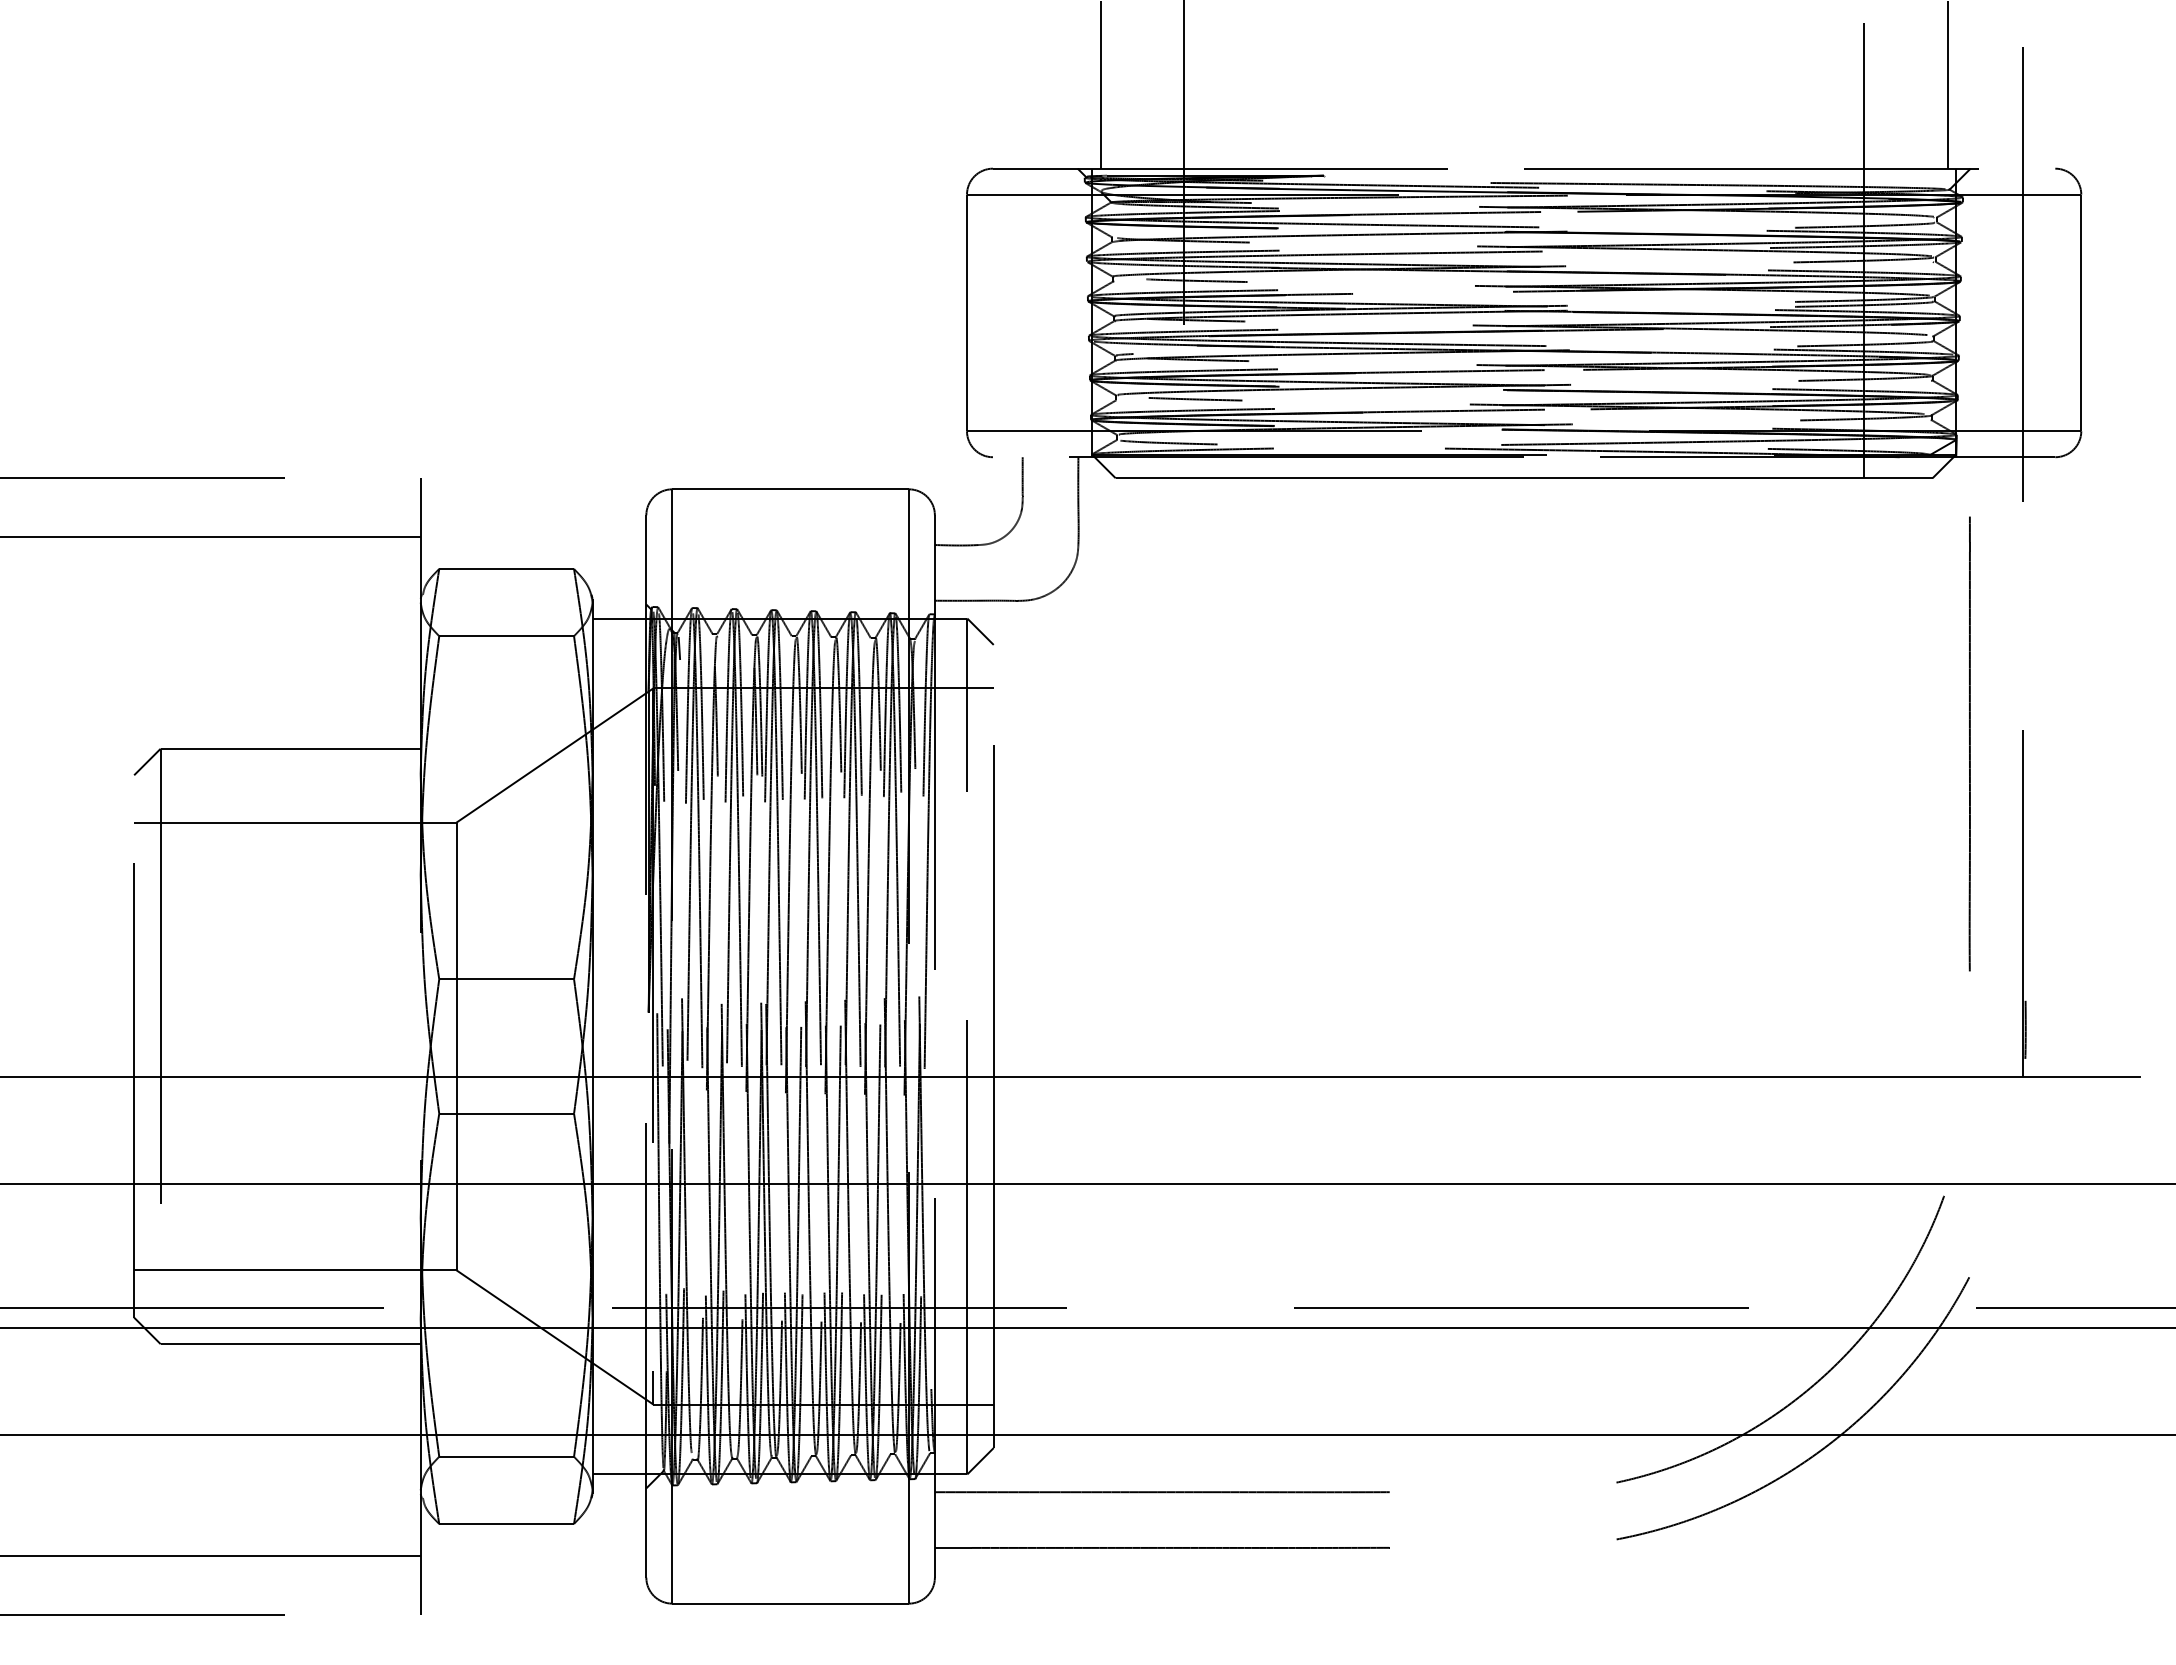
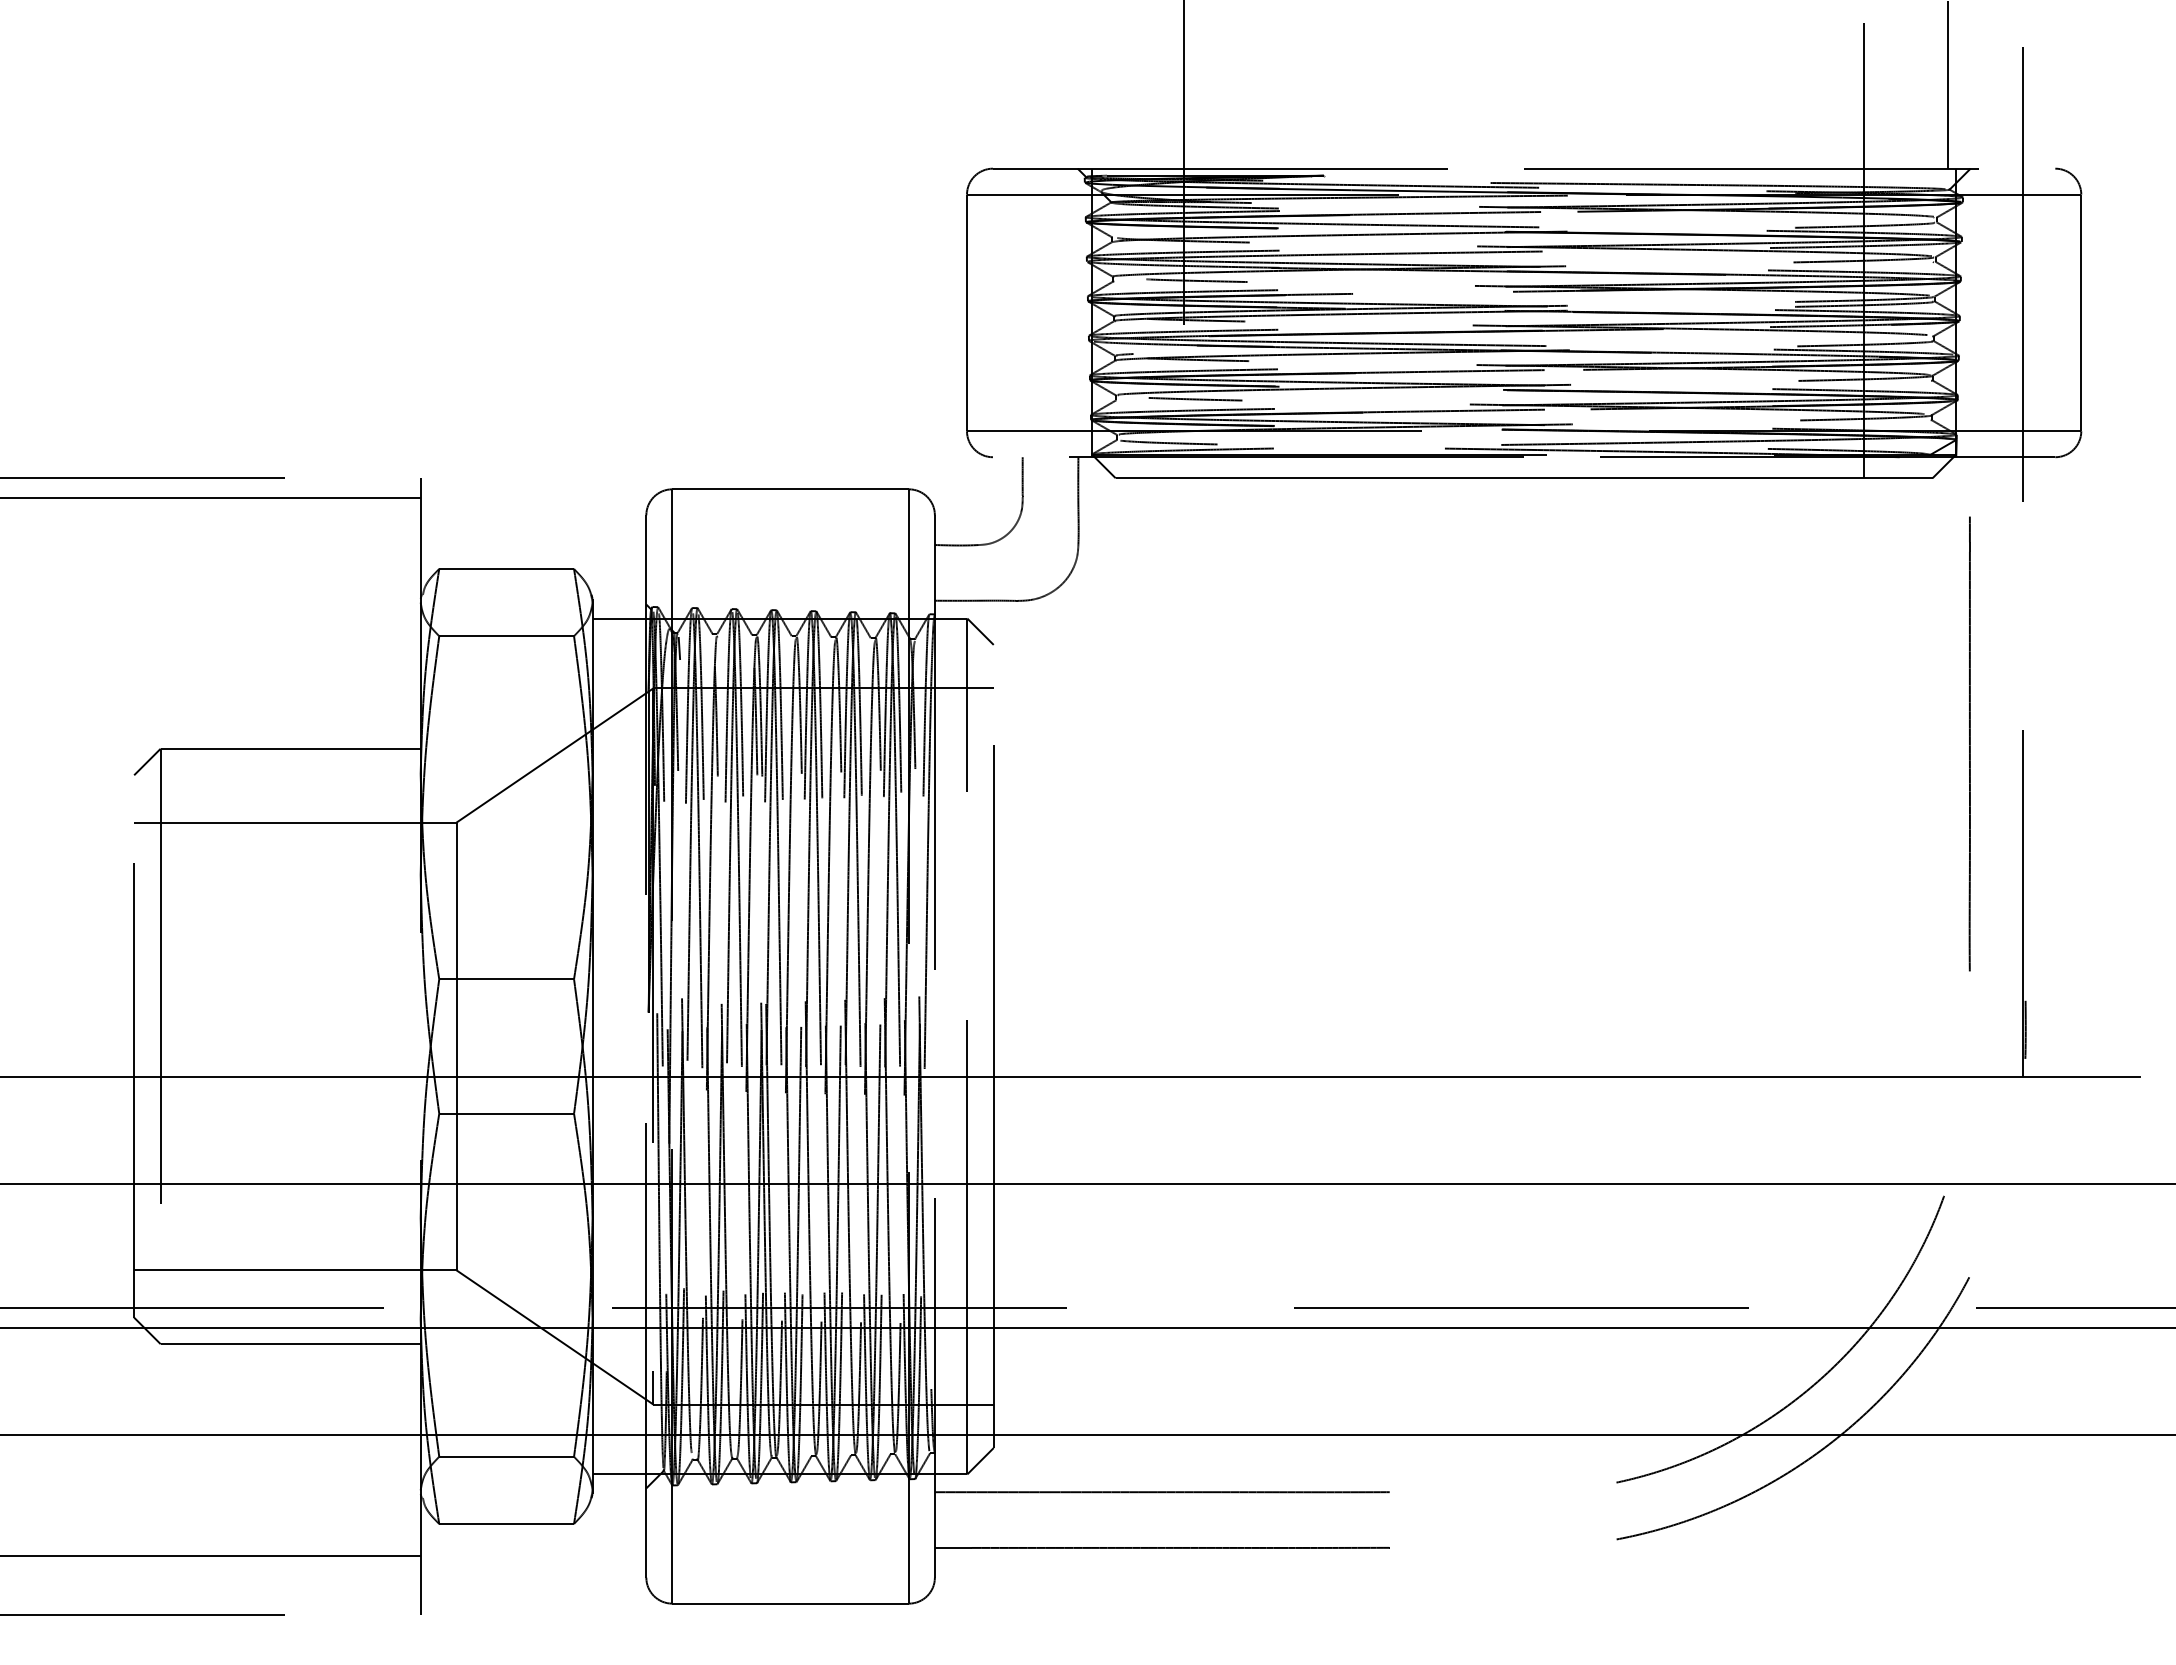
line: present -> none (1100, 85)
line position: (211, 537) -> (211, 498) (211, 498)
